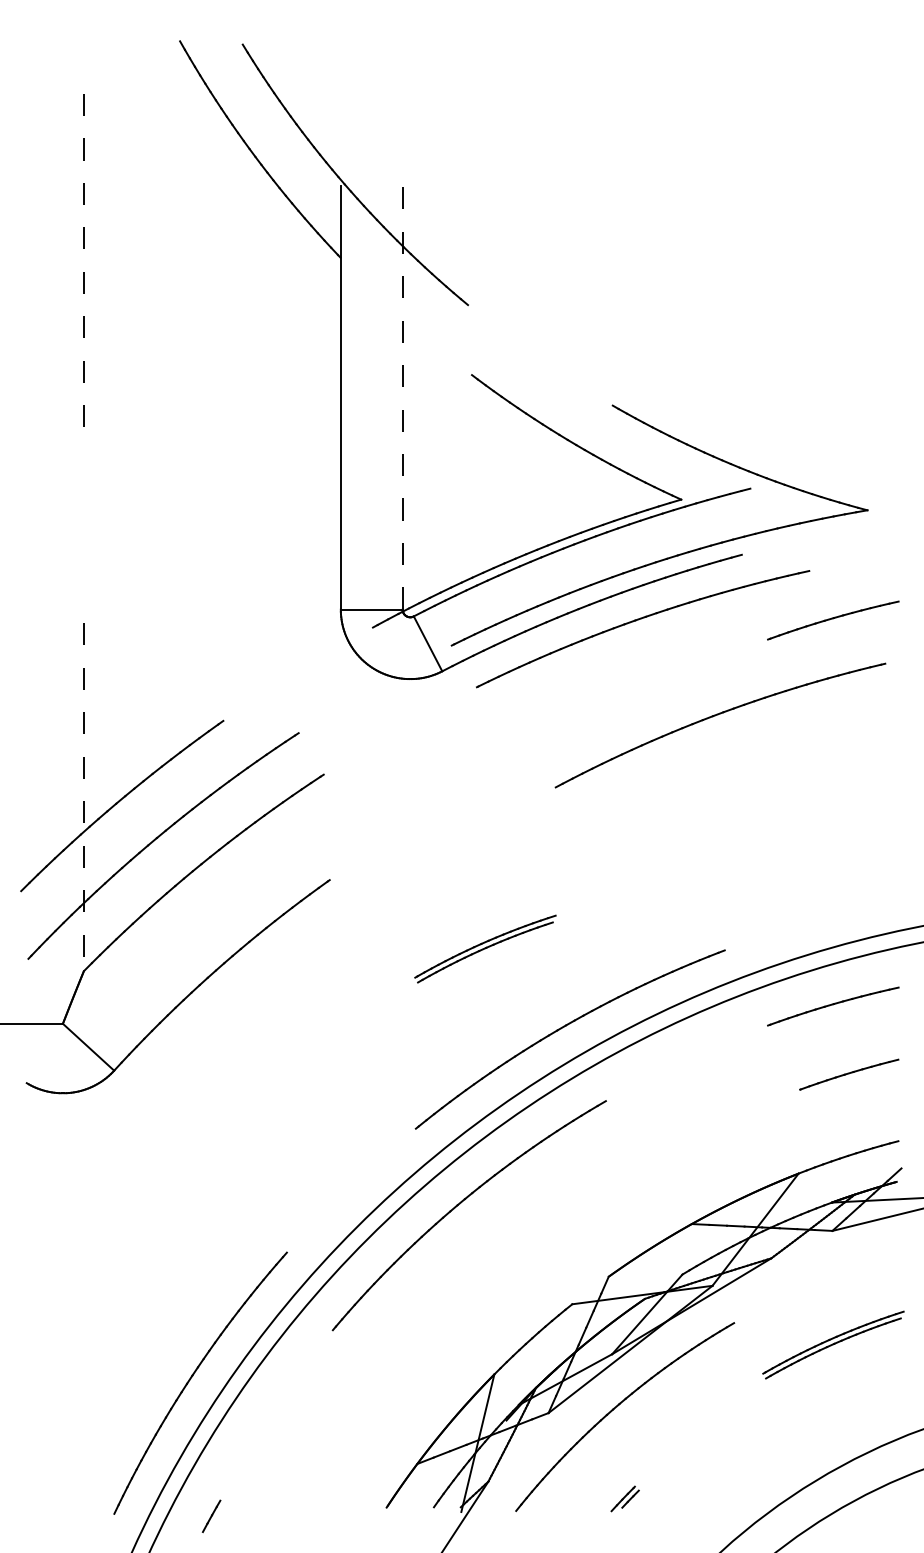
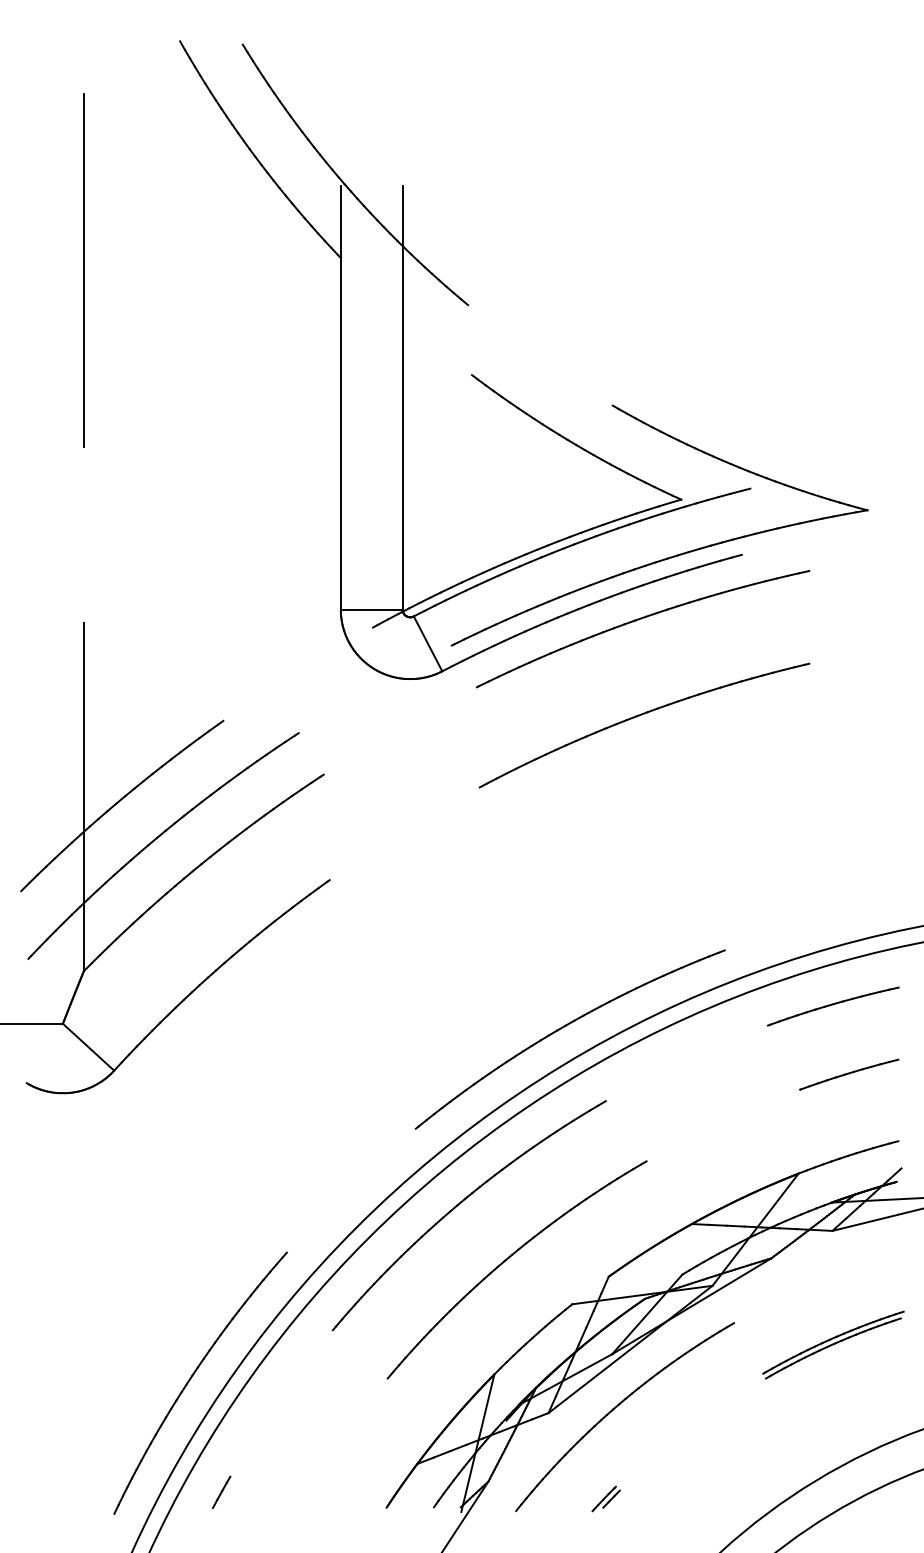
line: dashed -> solid (83, 270)
line: dashed -> solid (402, 397)
part: present -> none (833, 620)
part position: (718, 715) -> (642, 715) (642, 715)
line: dashed -> solid (83, 797)
part: present -> none (485, 948)
part: none -> present (508, 1259)
part position: (624, 1498) -> (605, 1498) (605, 1498)
line position: (211, 1516) -> (221, 1492) (221, 1492)
